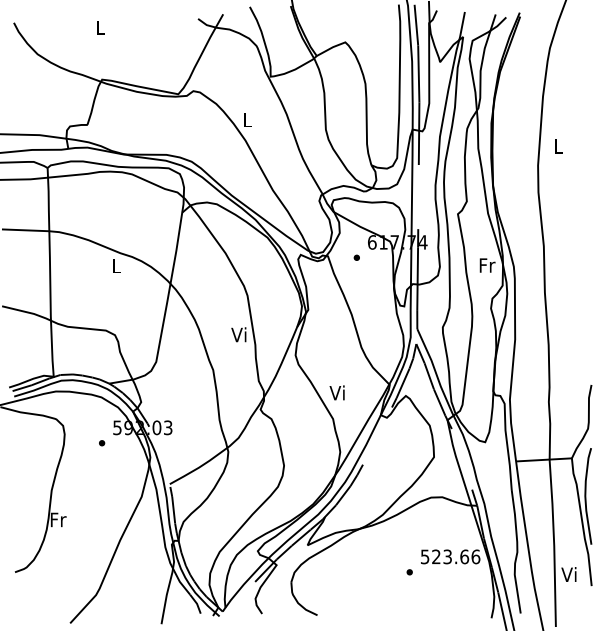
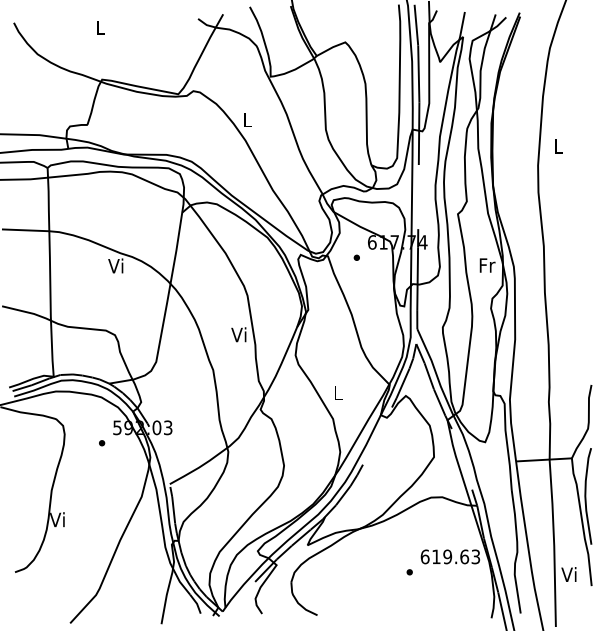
text: L -> Vi (115, 265)
text: Vi -> L (336, 392)
text: Fr -> Vi (58, 519)
text: 523.66 -> 619.63 (450, 556)
